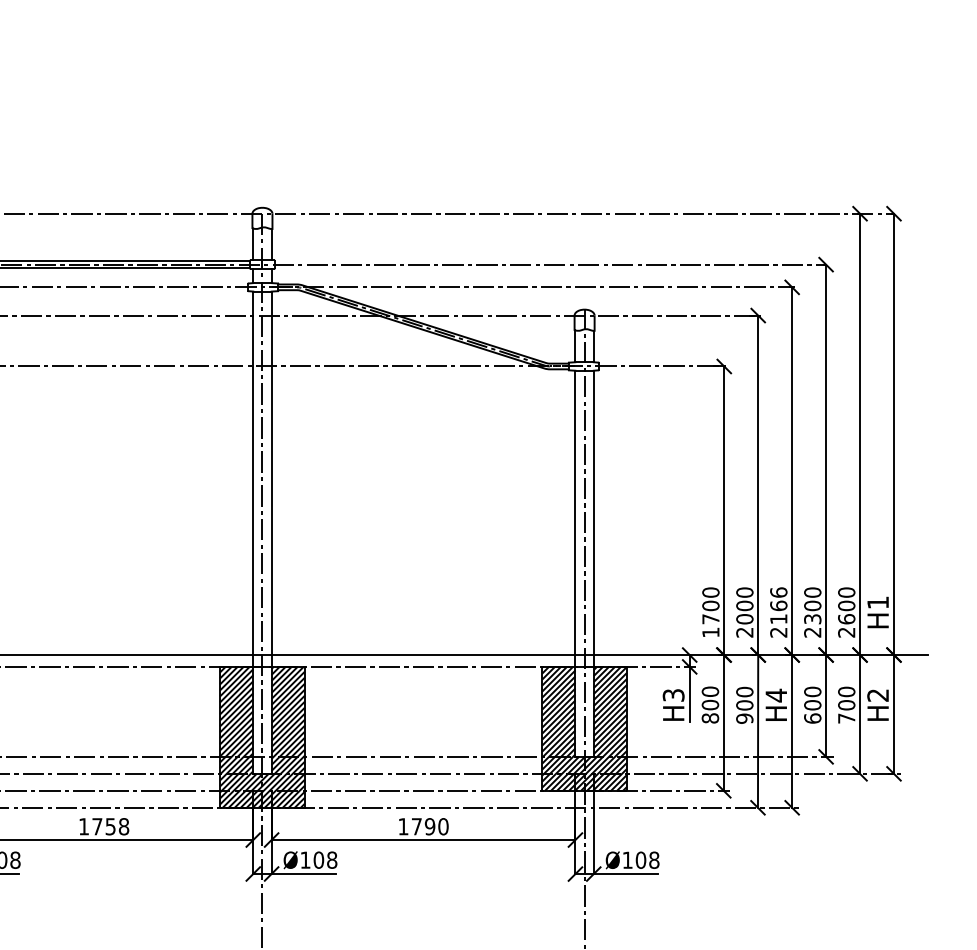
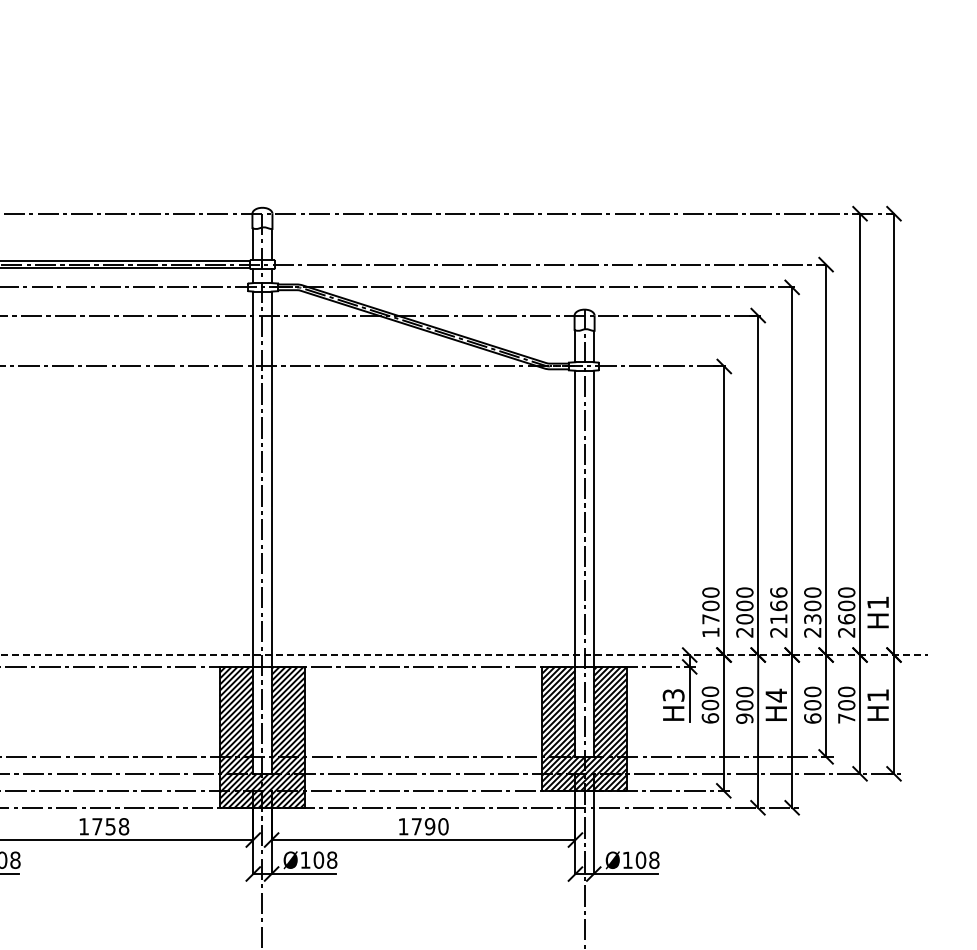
line: solid -> dashed (464, 655)
text: H2 -> H1 (877, 695)
text: 800 -> 600 (709, 718)
